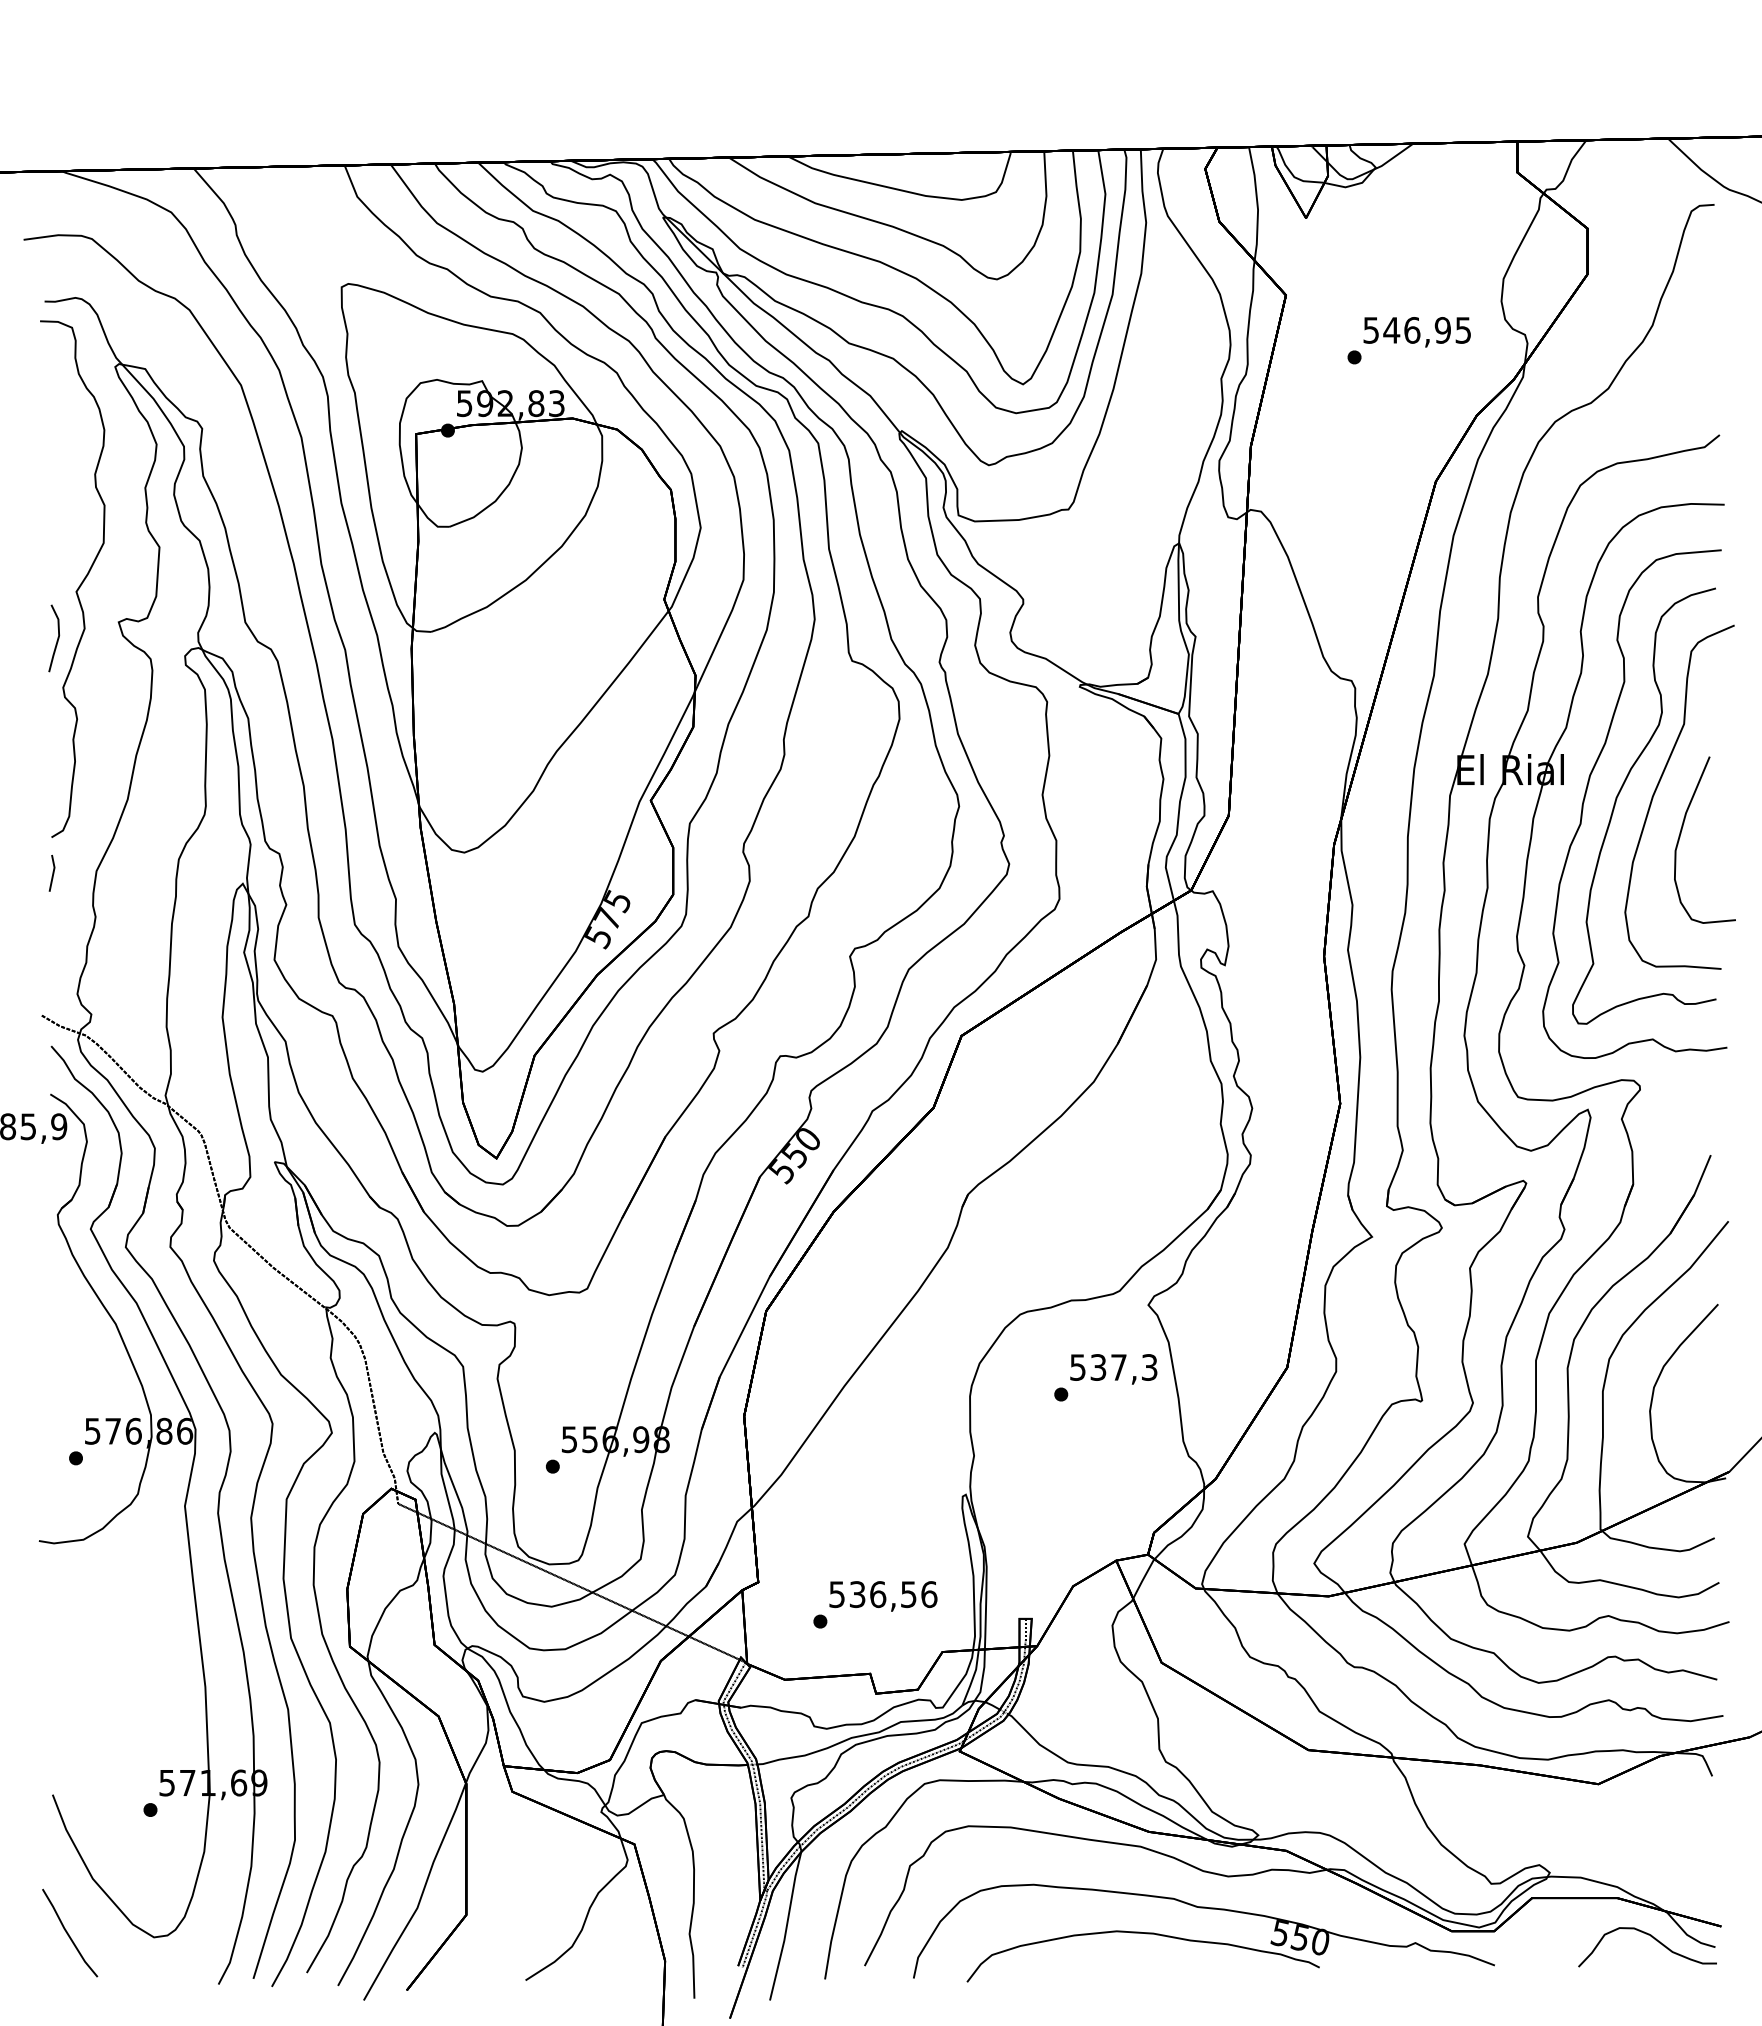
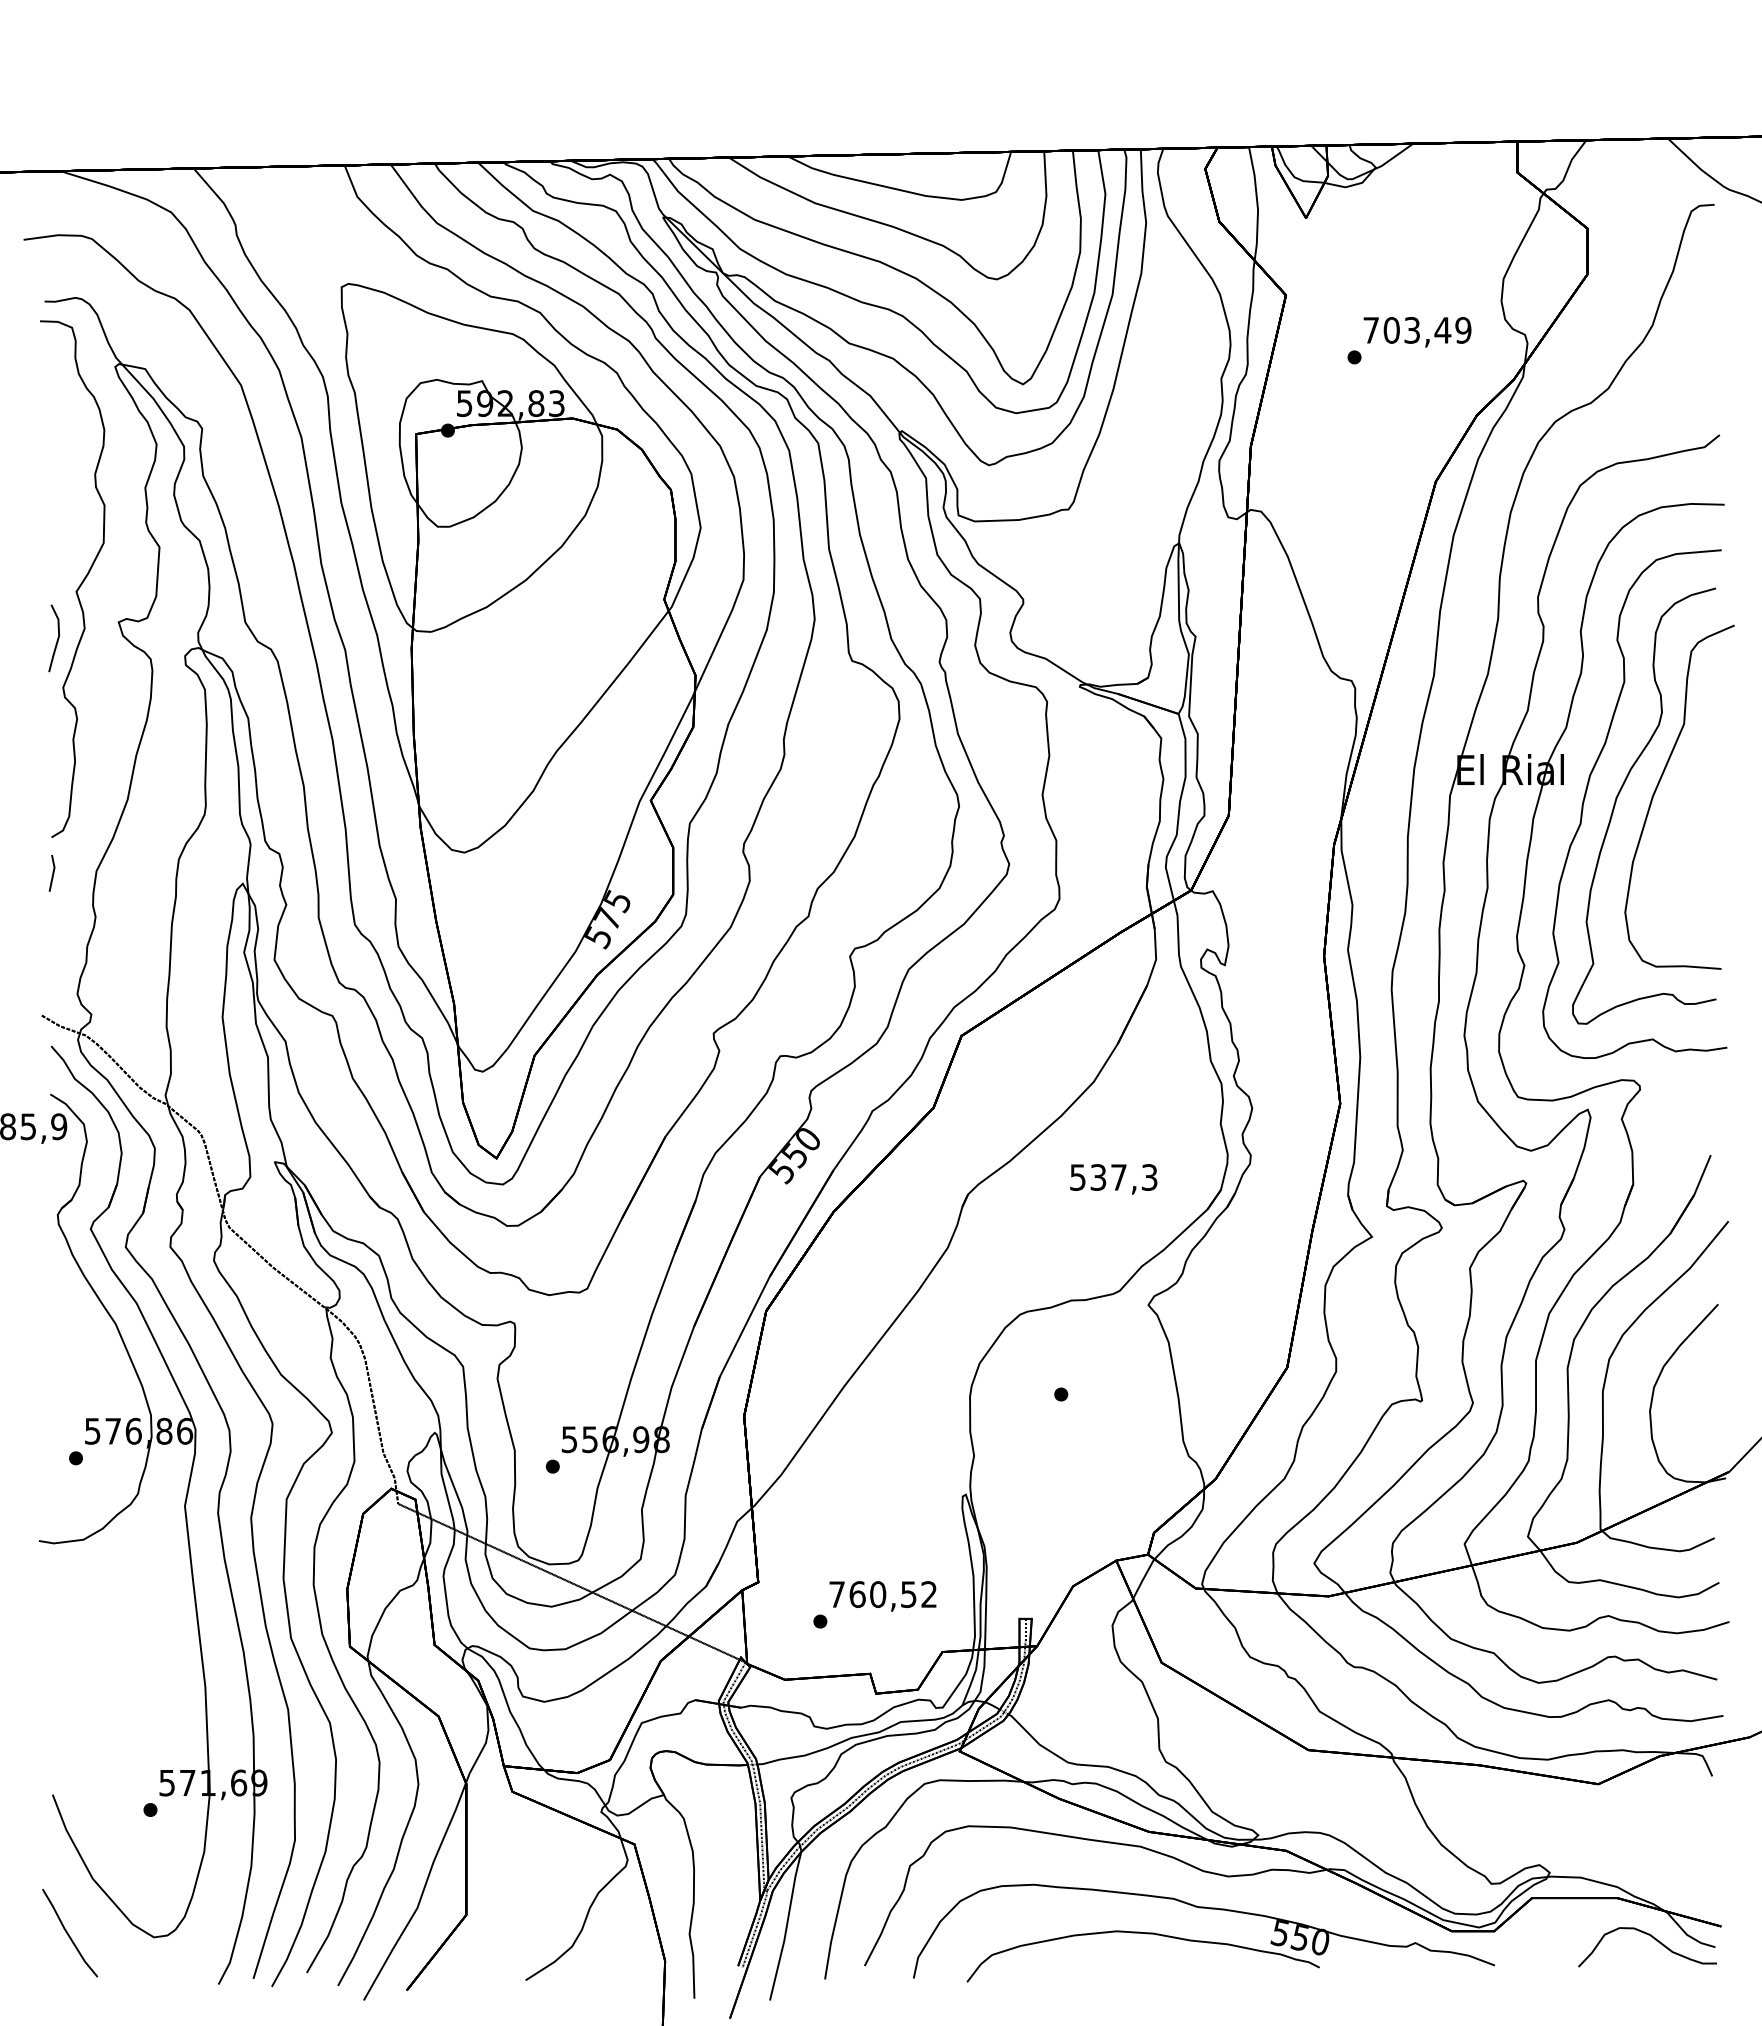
text: 546,95 -> 703,49 (1417, 330)
part: present -> none (1681, 834)
text position: (1113, 1369) -> (1113, 1179) (1113, 1179)
text: 536,56 -> 760,52 (883, 1594)
